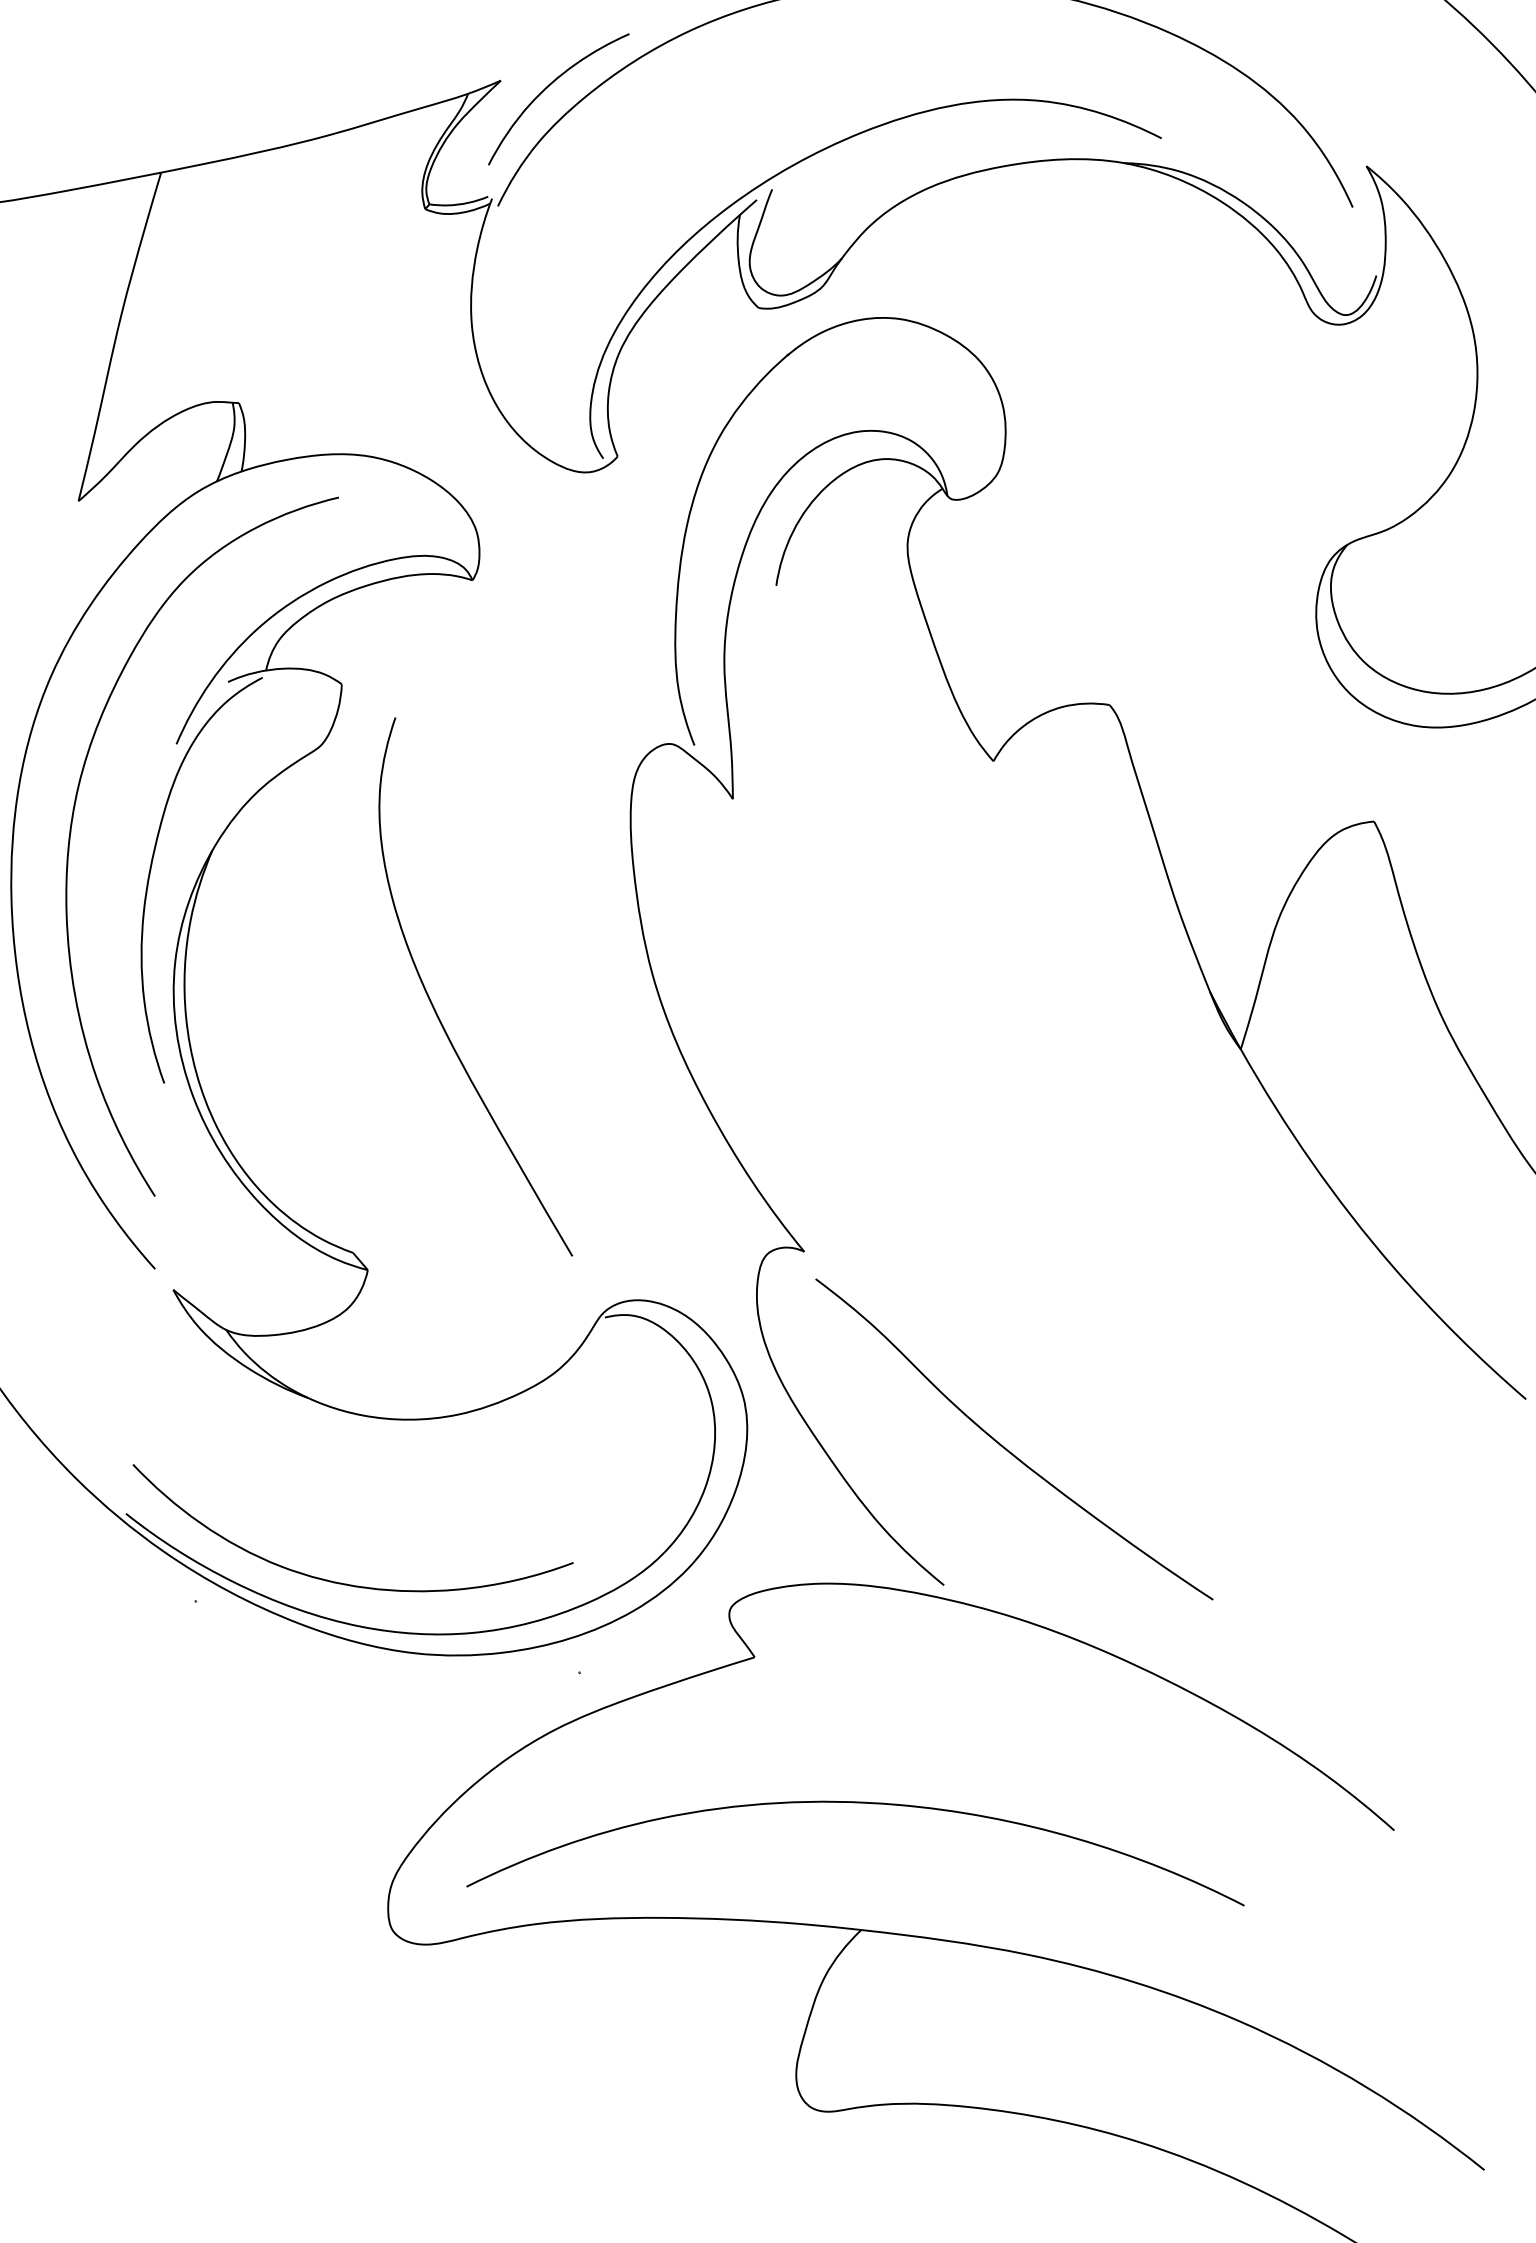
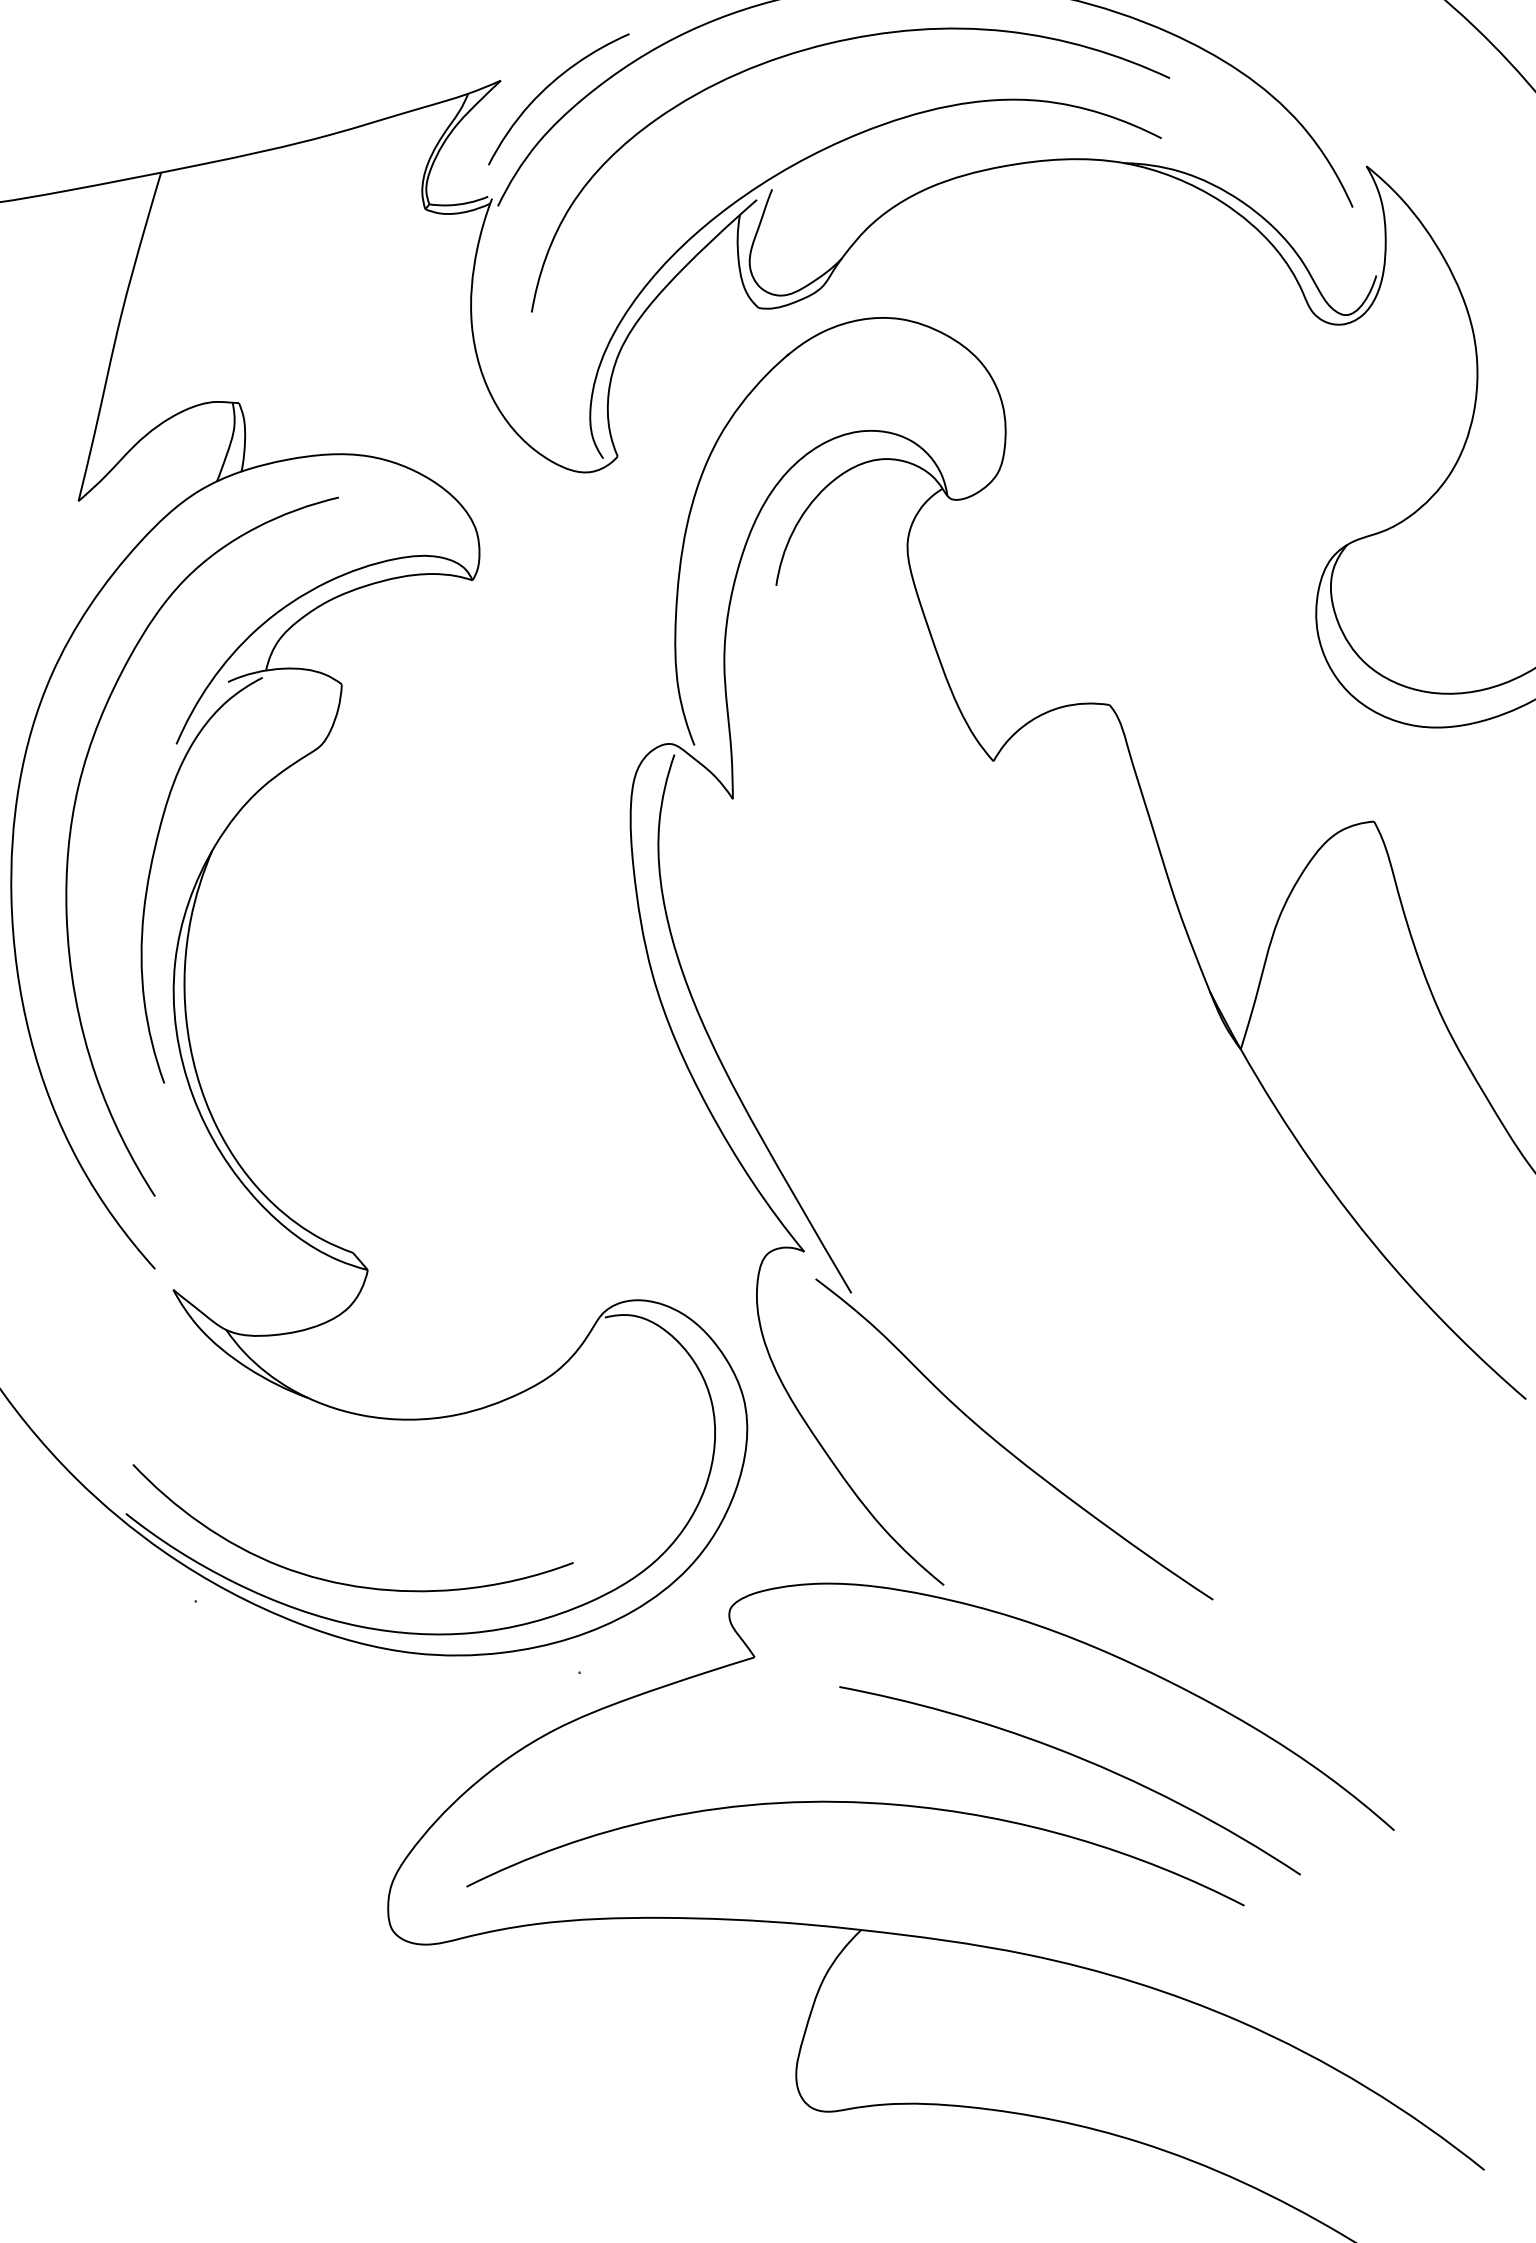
curve: none -> present (822, 46)
curve position: (434, 1006) -> (713, 1043) (713, 1043)
curve: none -> present (1080, 1759)
